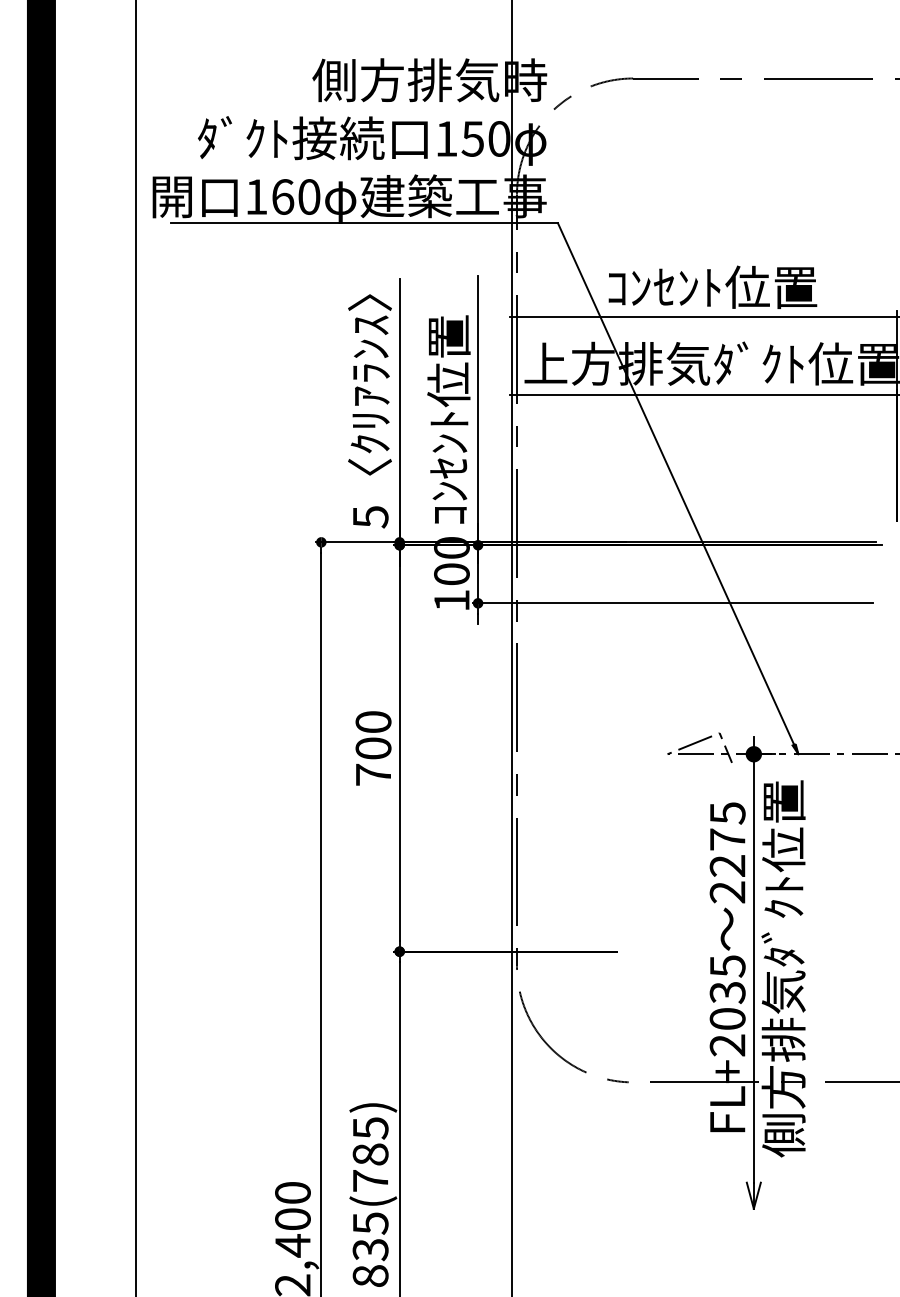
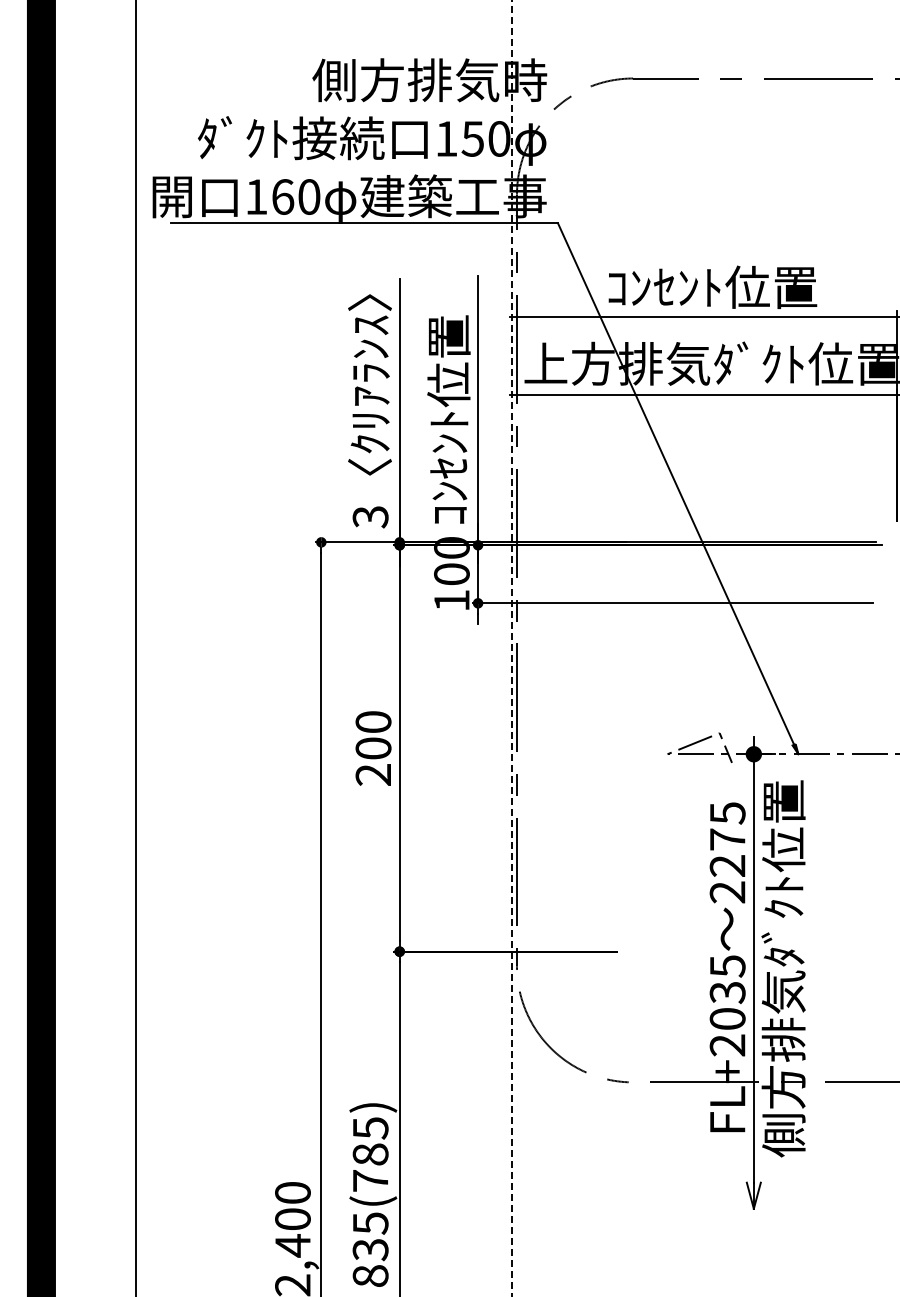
text: 5 -> 3 (370, 517)
line: solid -> dashed (511, 648)
text: 700 -> 200 (372, 774)
